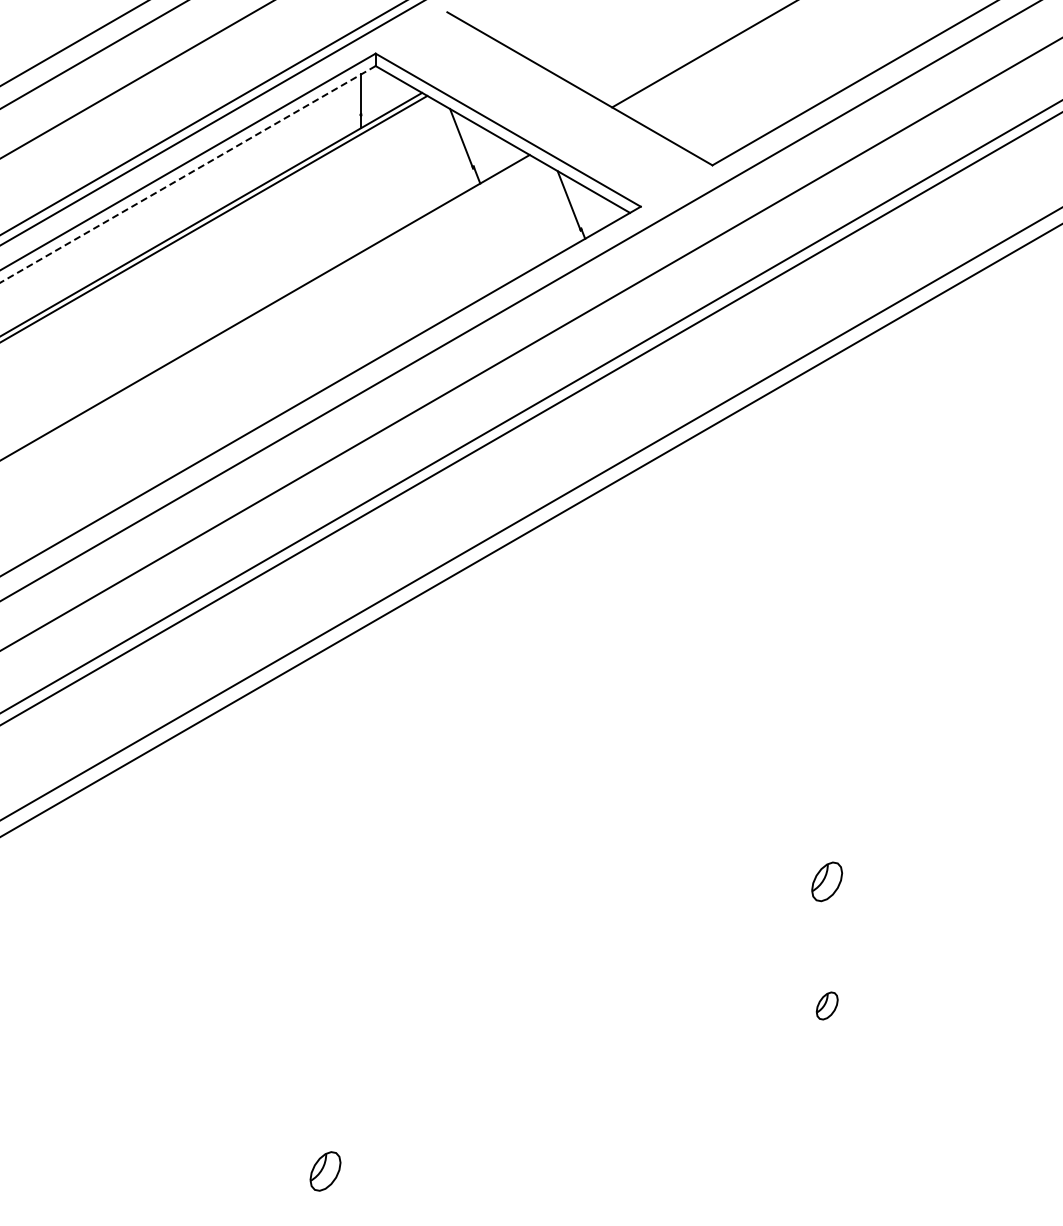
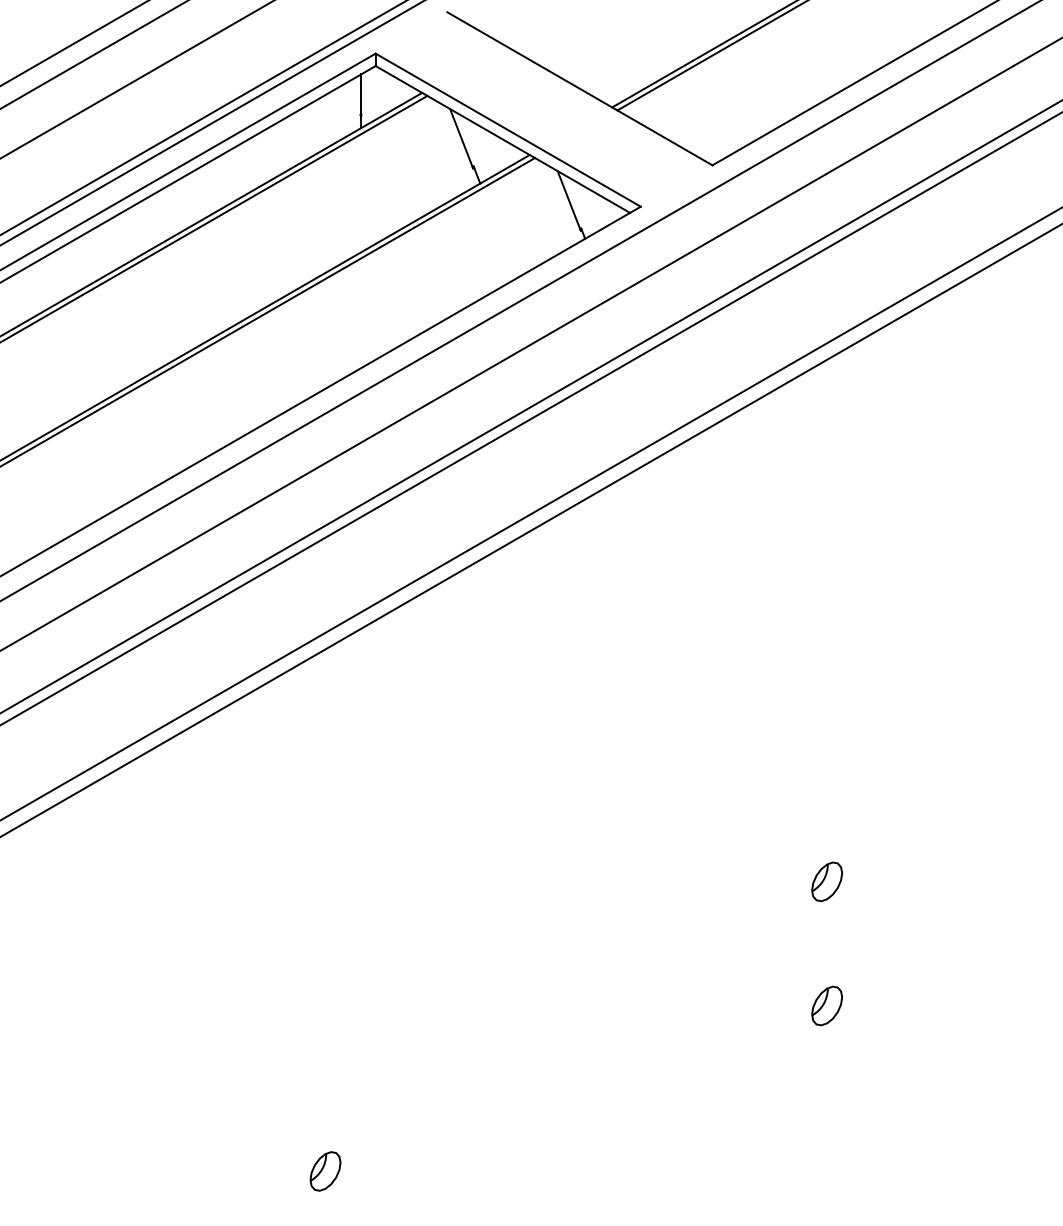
line: none -> present (710, 56)
line: dashed -> solid (187, 174)
line: none -> present (268, 311)
part size: 24x30 px -> 33x42 px (827, 1005)
